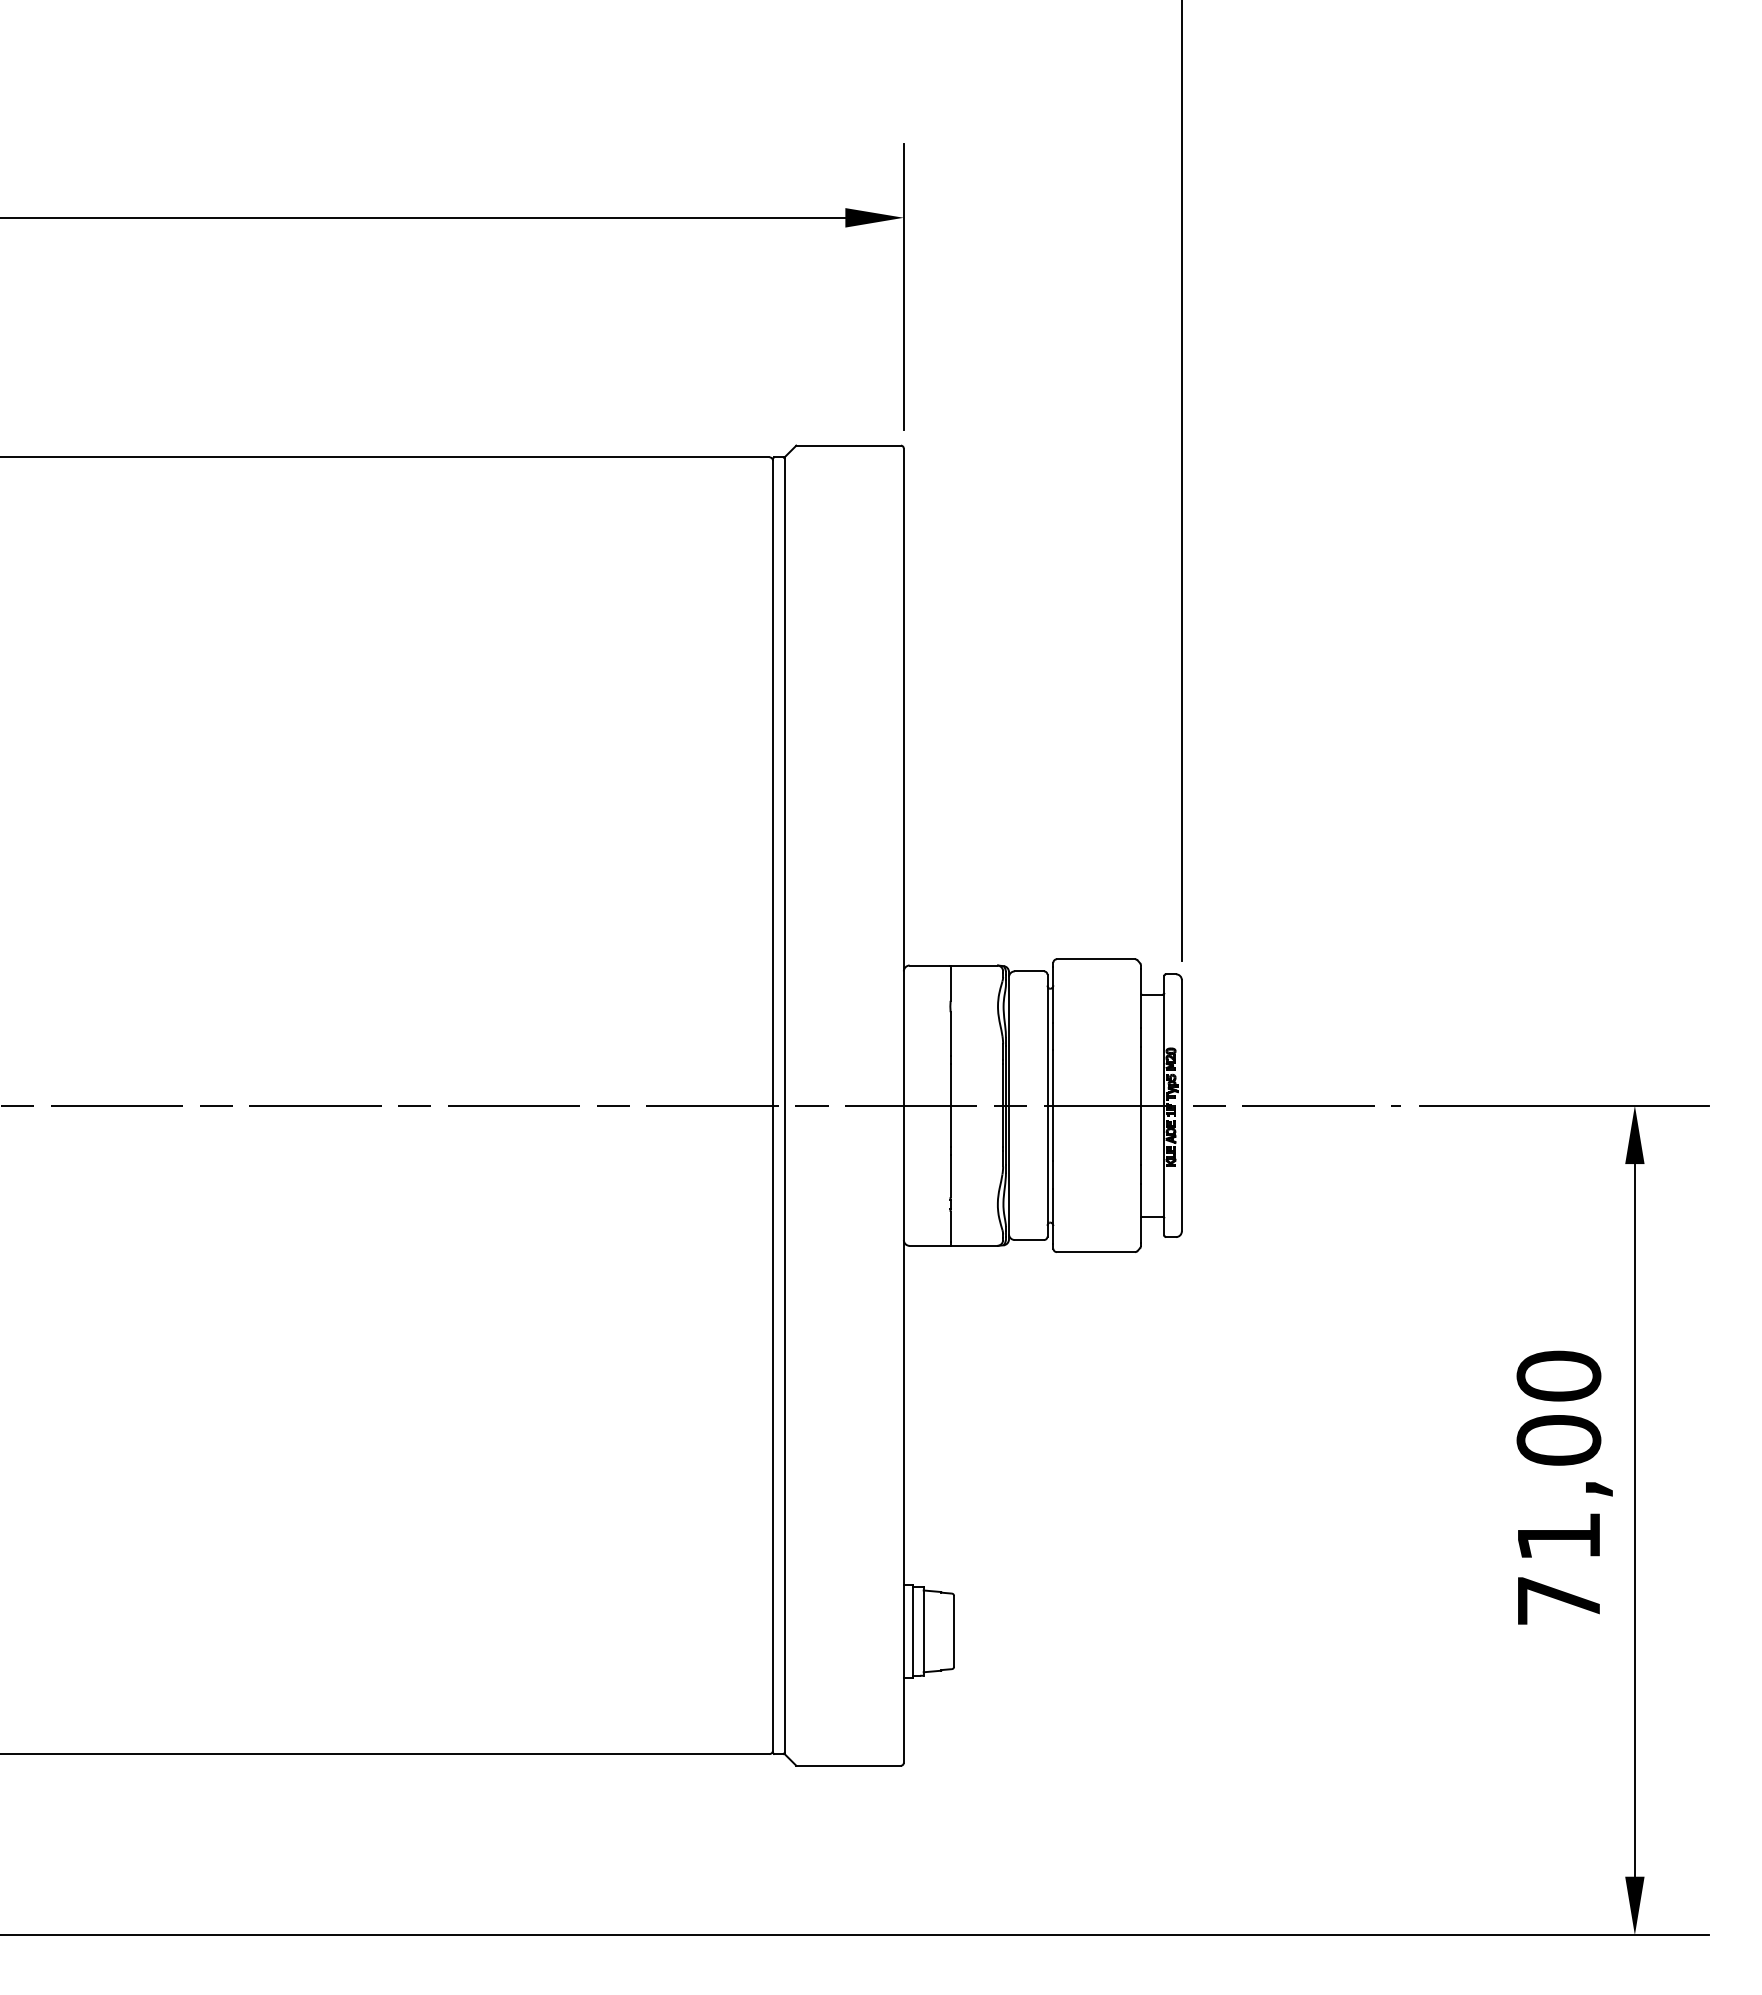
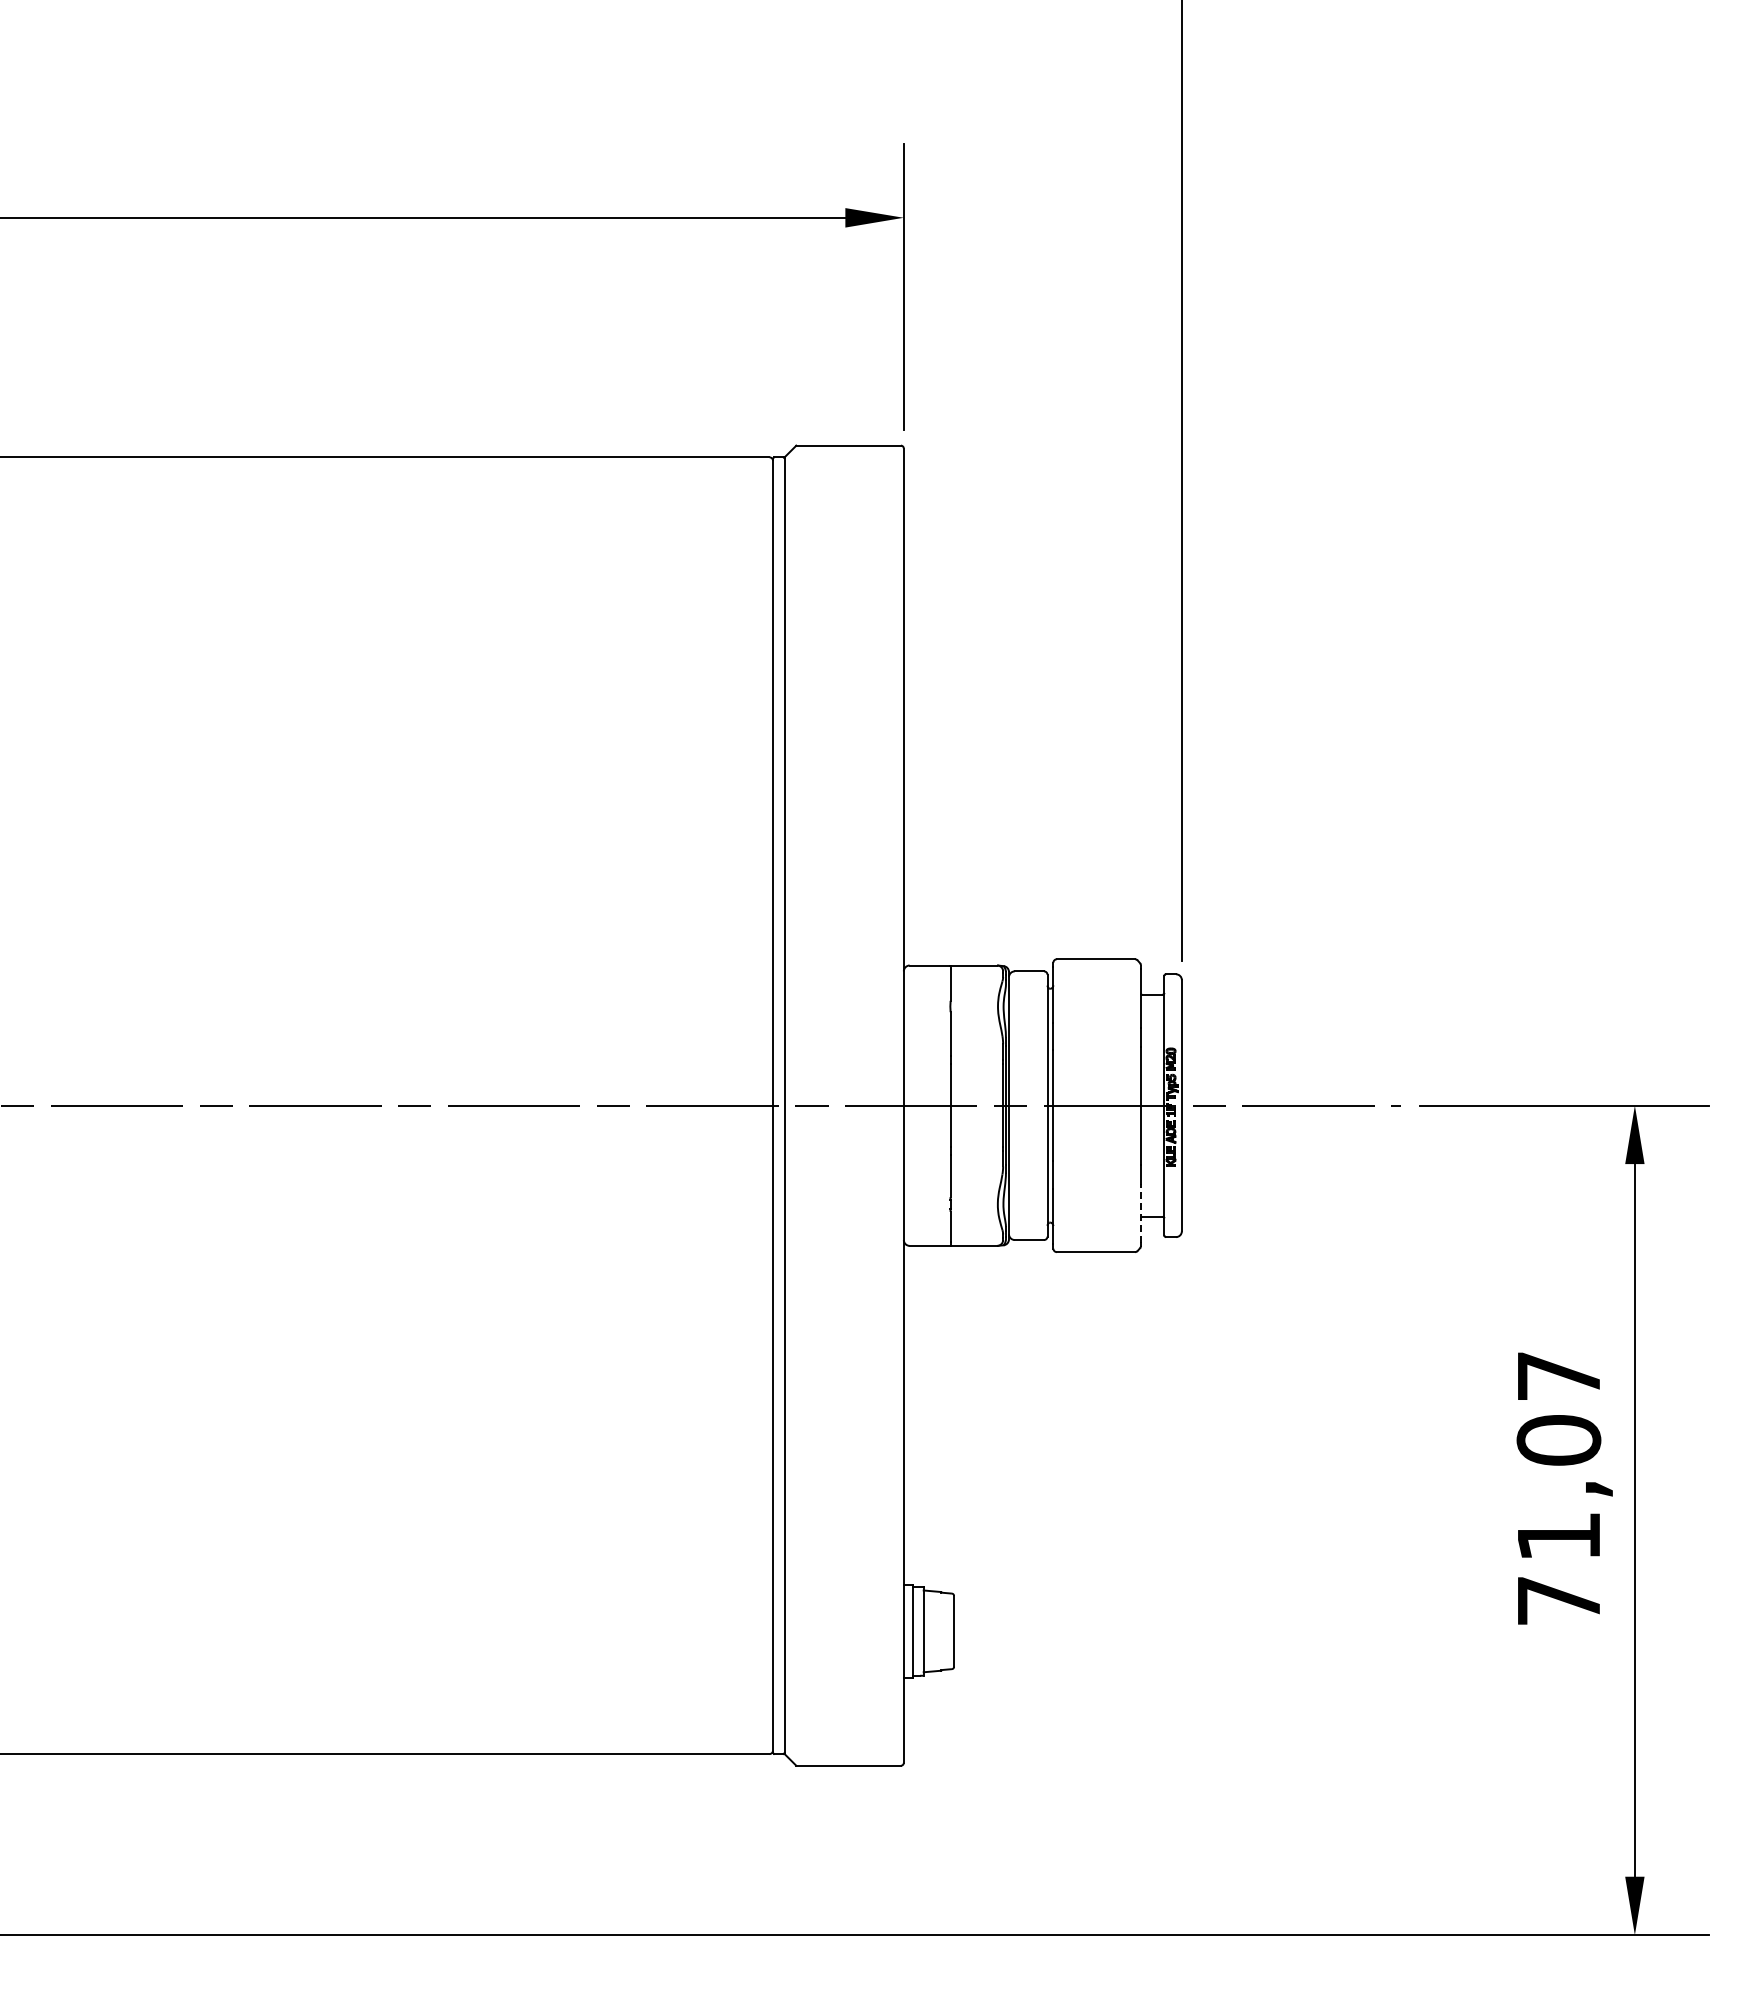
line: solid -> dashed (1141, 1212)
text: 71,00 -> 71,07 (1558, 1375)
